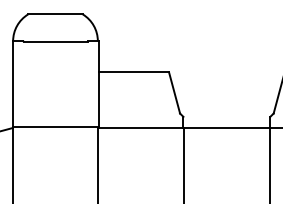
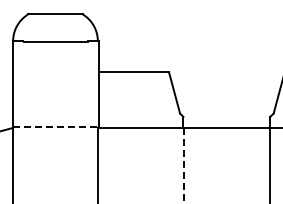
line: solid -> dashed (56, 127)
line: solid -> dashed (183, 166)
